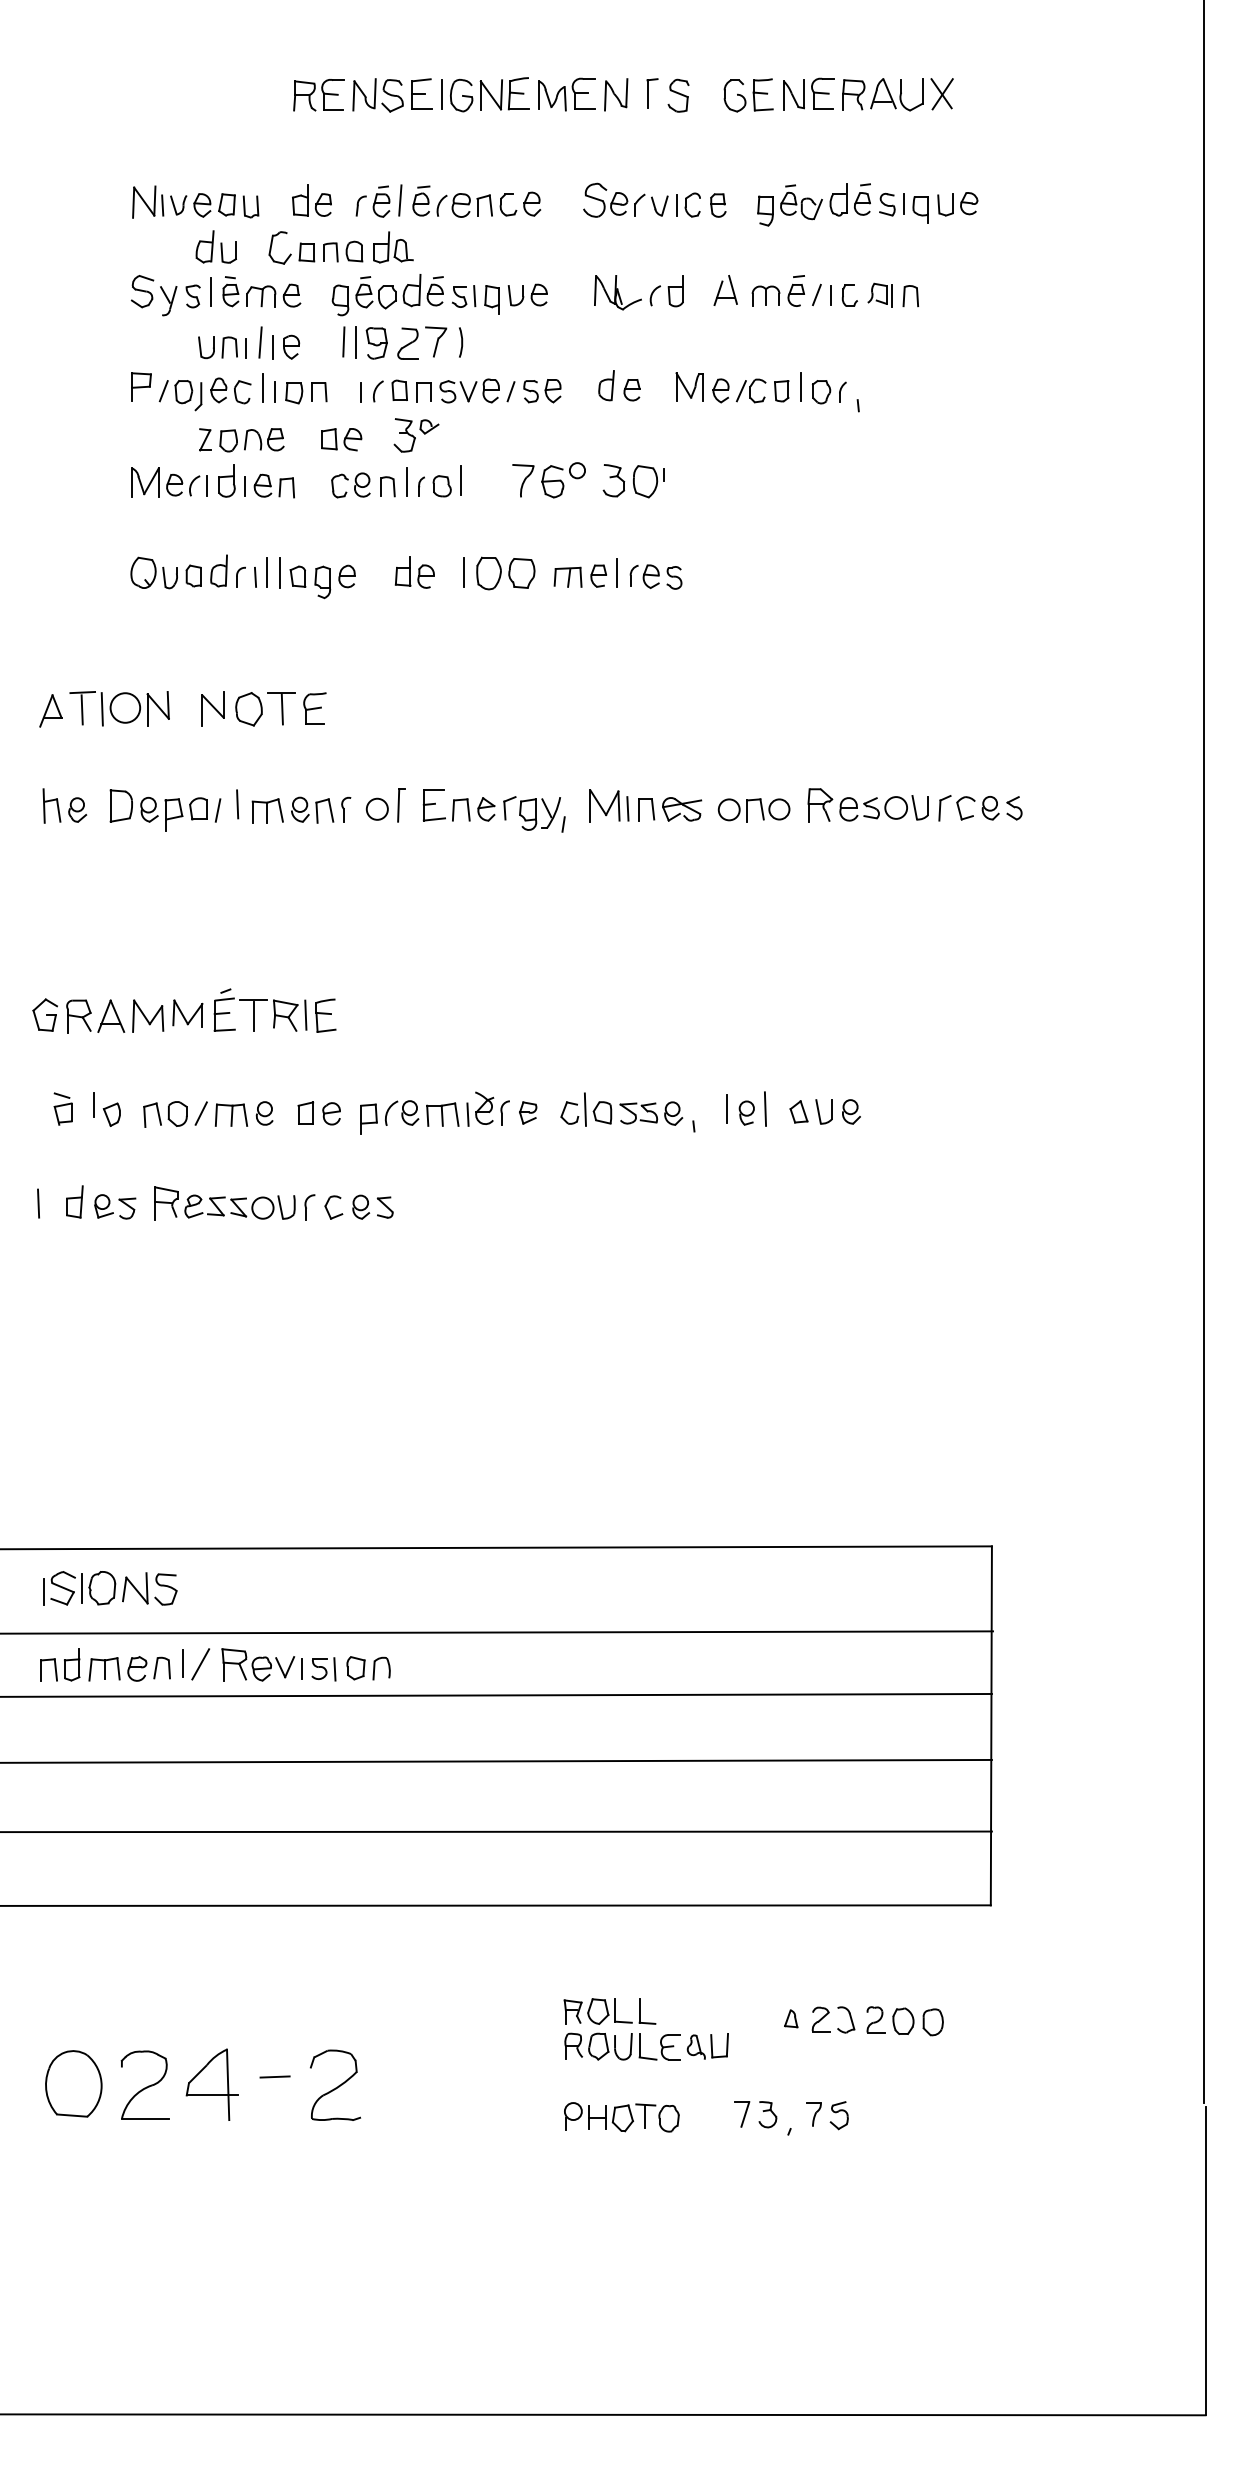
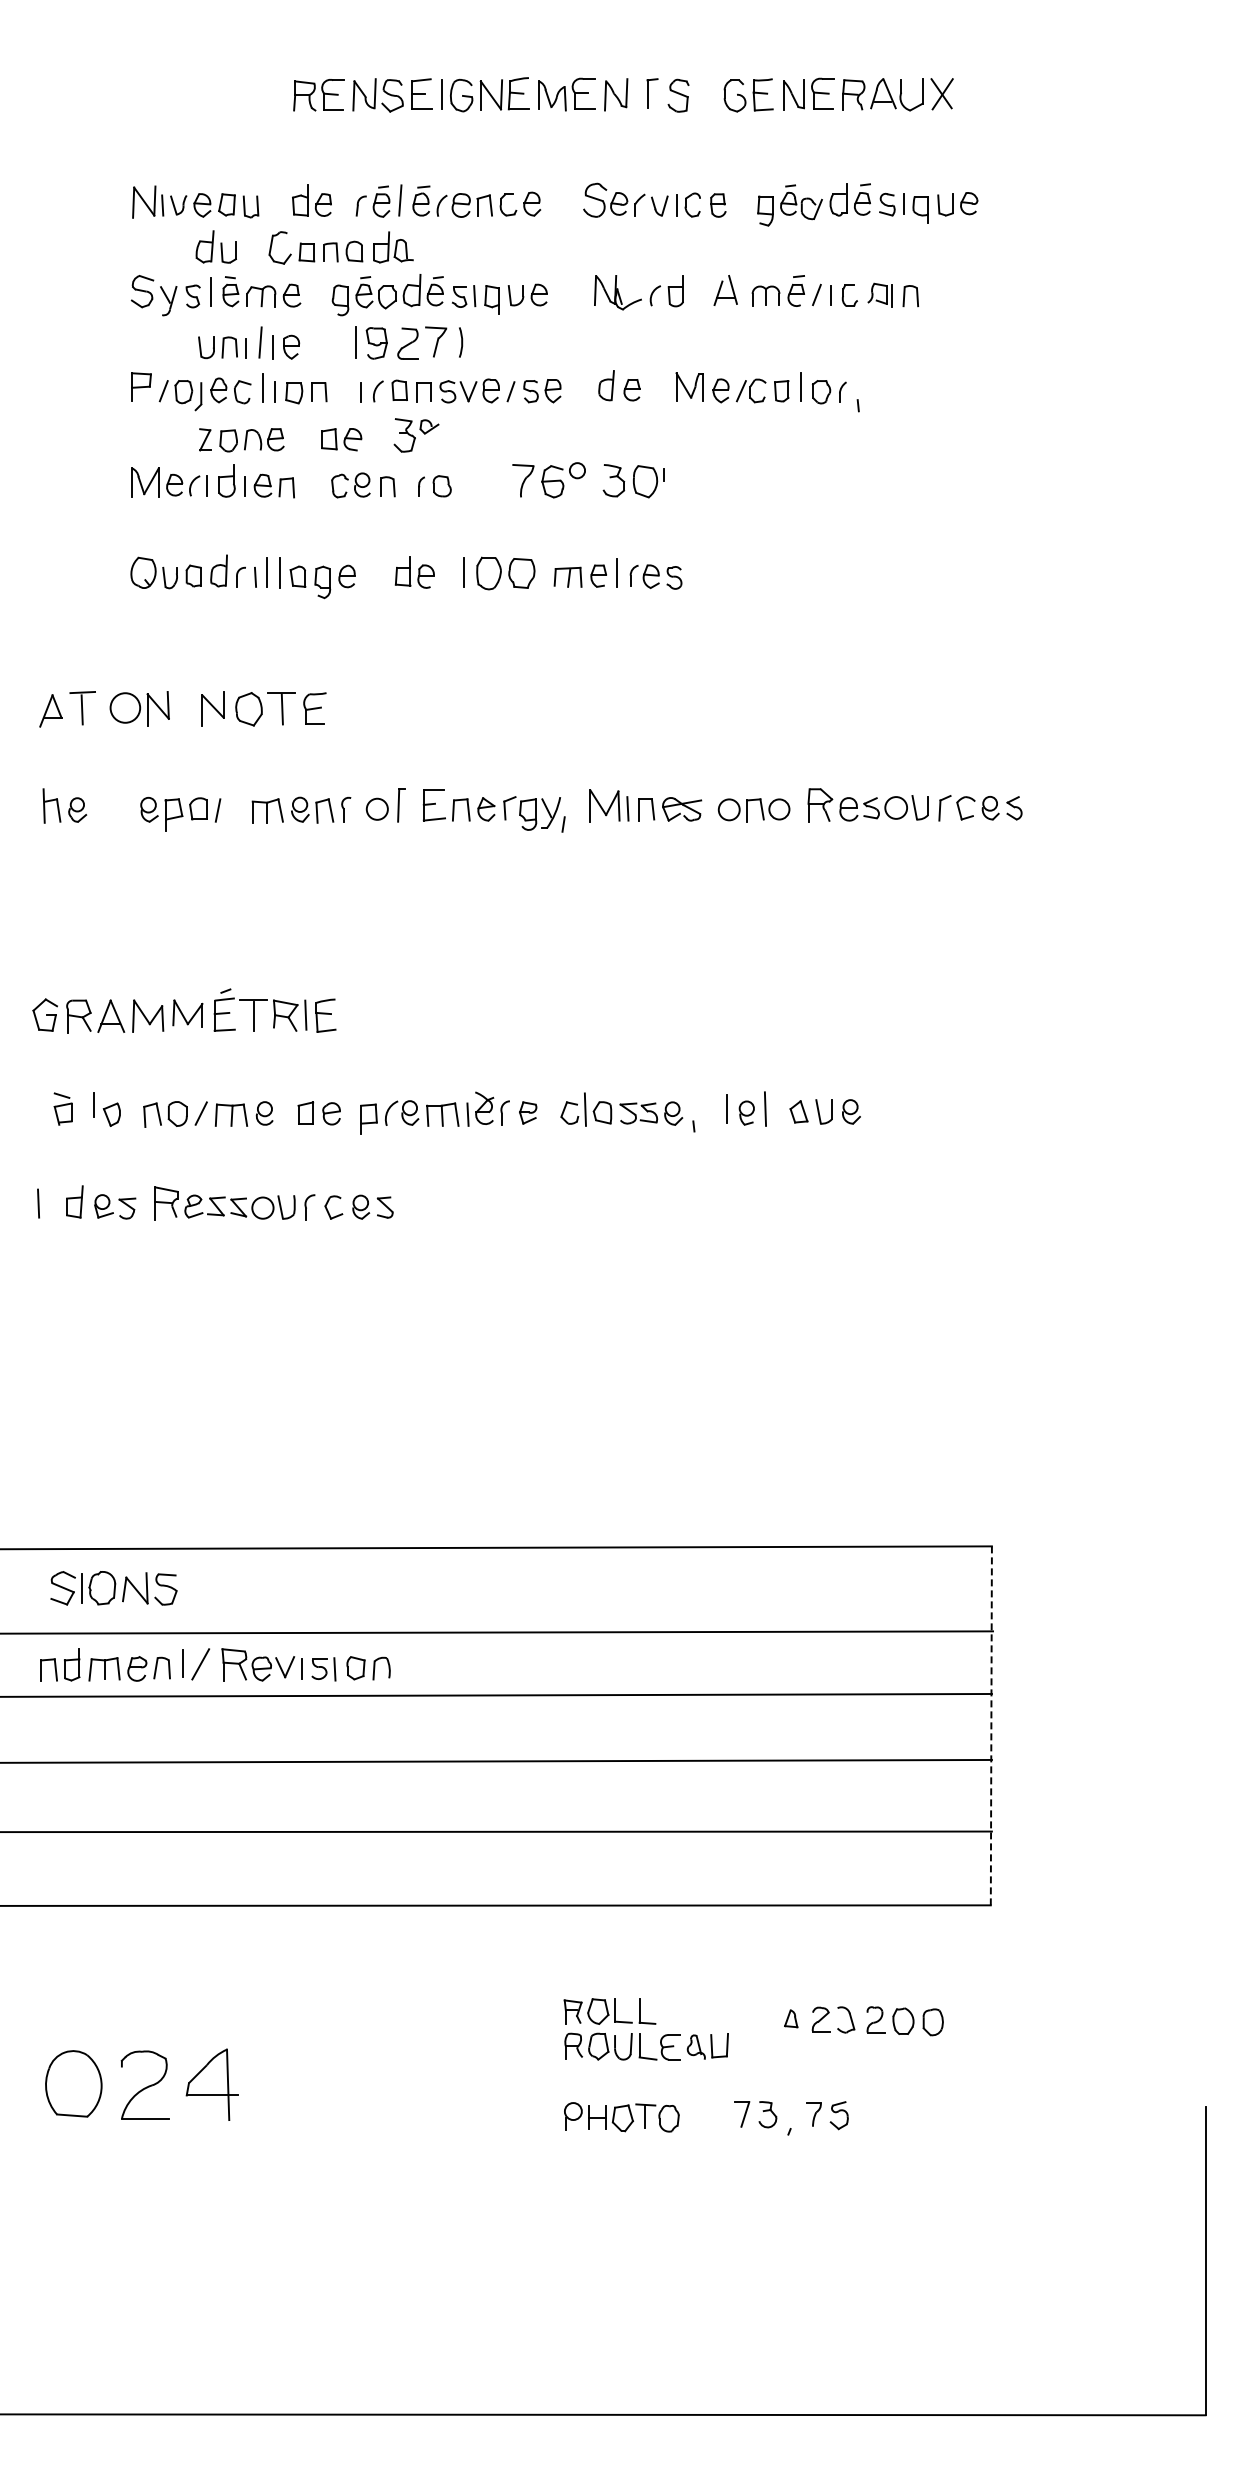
line: present -> none (343, 341)
line: present -> none (460, 480)
line: present -> none (407, 482)
line: present -> none (101, 709)
line: present -> none (237, 804)
part: present -> none (120, 805)
line: present -> none (1204, 1052)
line: present -> none (43, 1591)
line: solid -> dashed (991, 1726)
line: present -> none (274, 2076)
part: present -> none (335, 2084)
